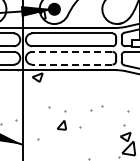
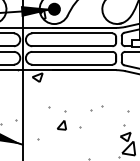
line: dashed -> solid (71, 51)
line: dashed -> solid (71, 64)
